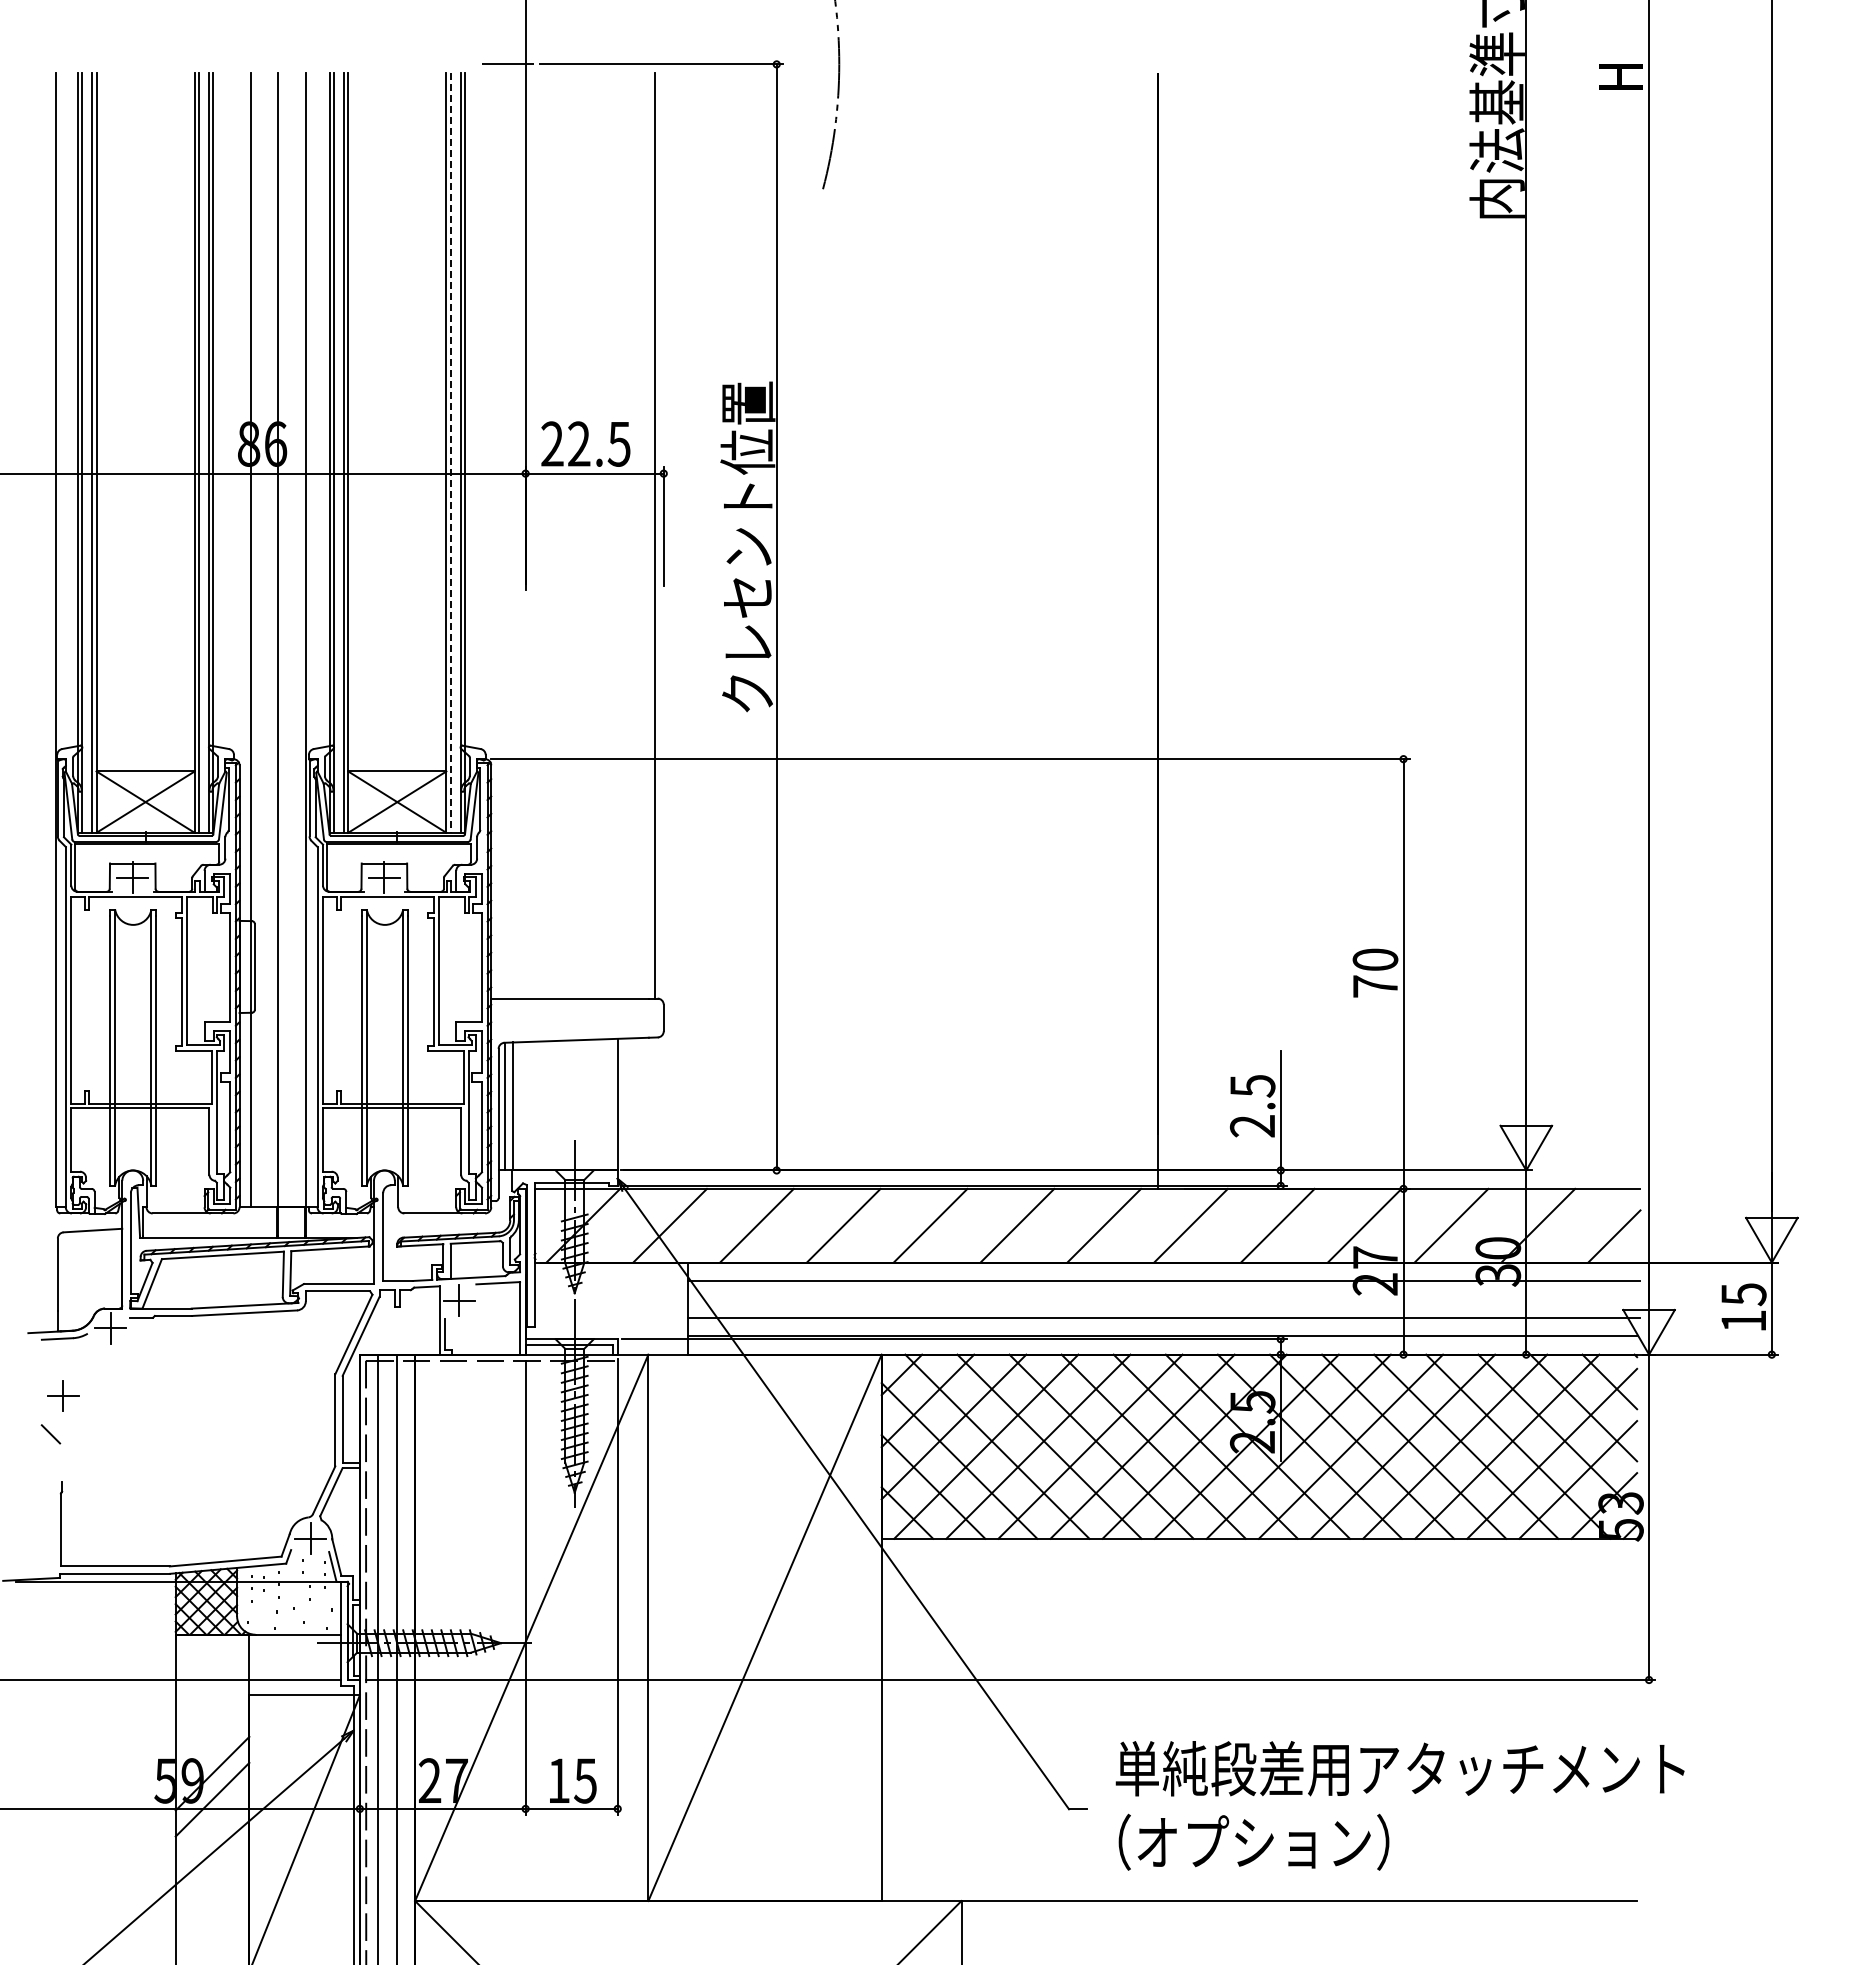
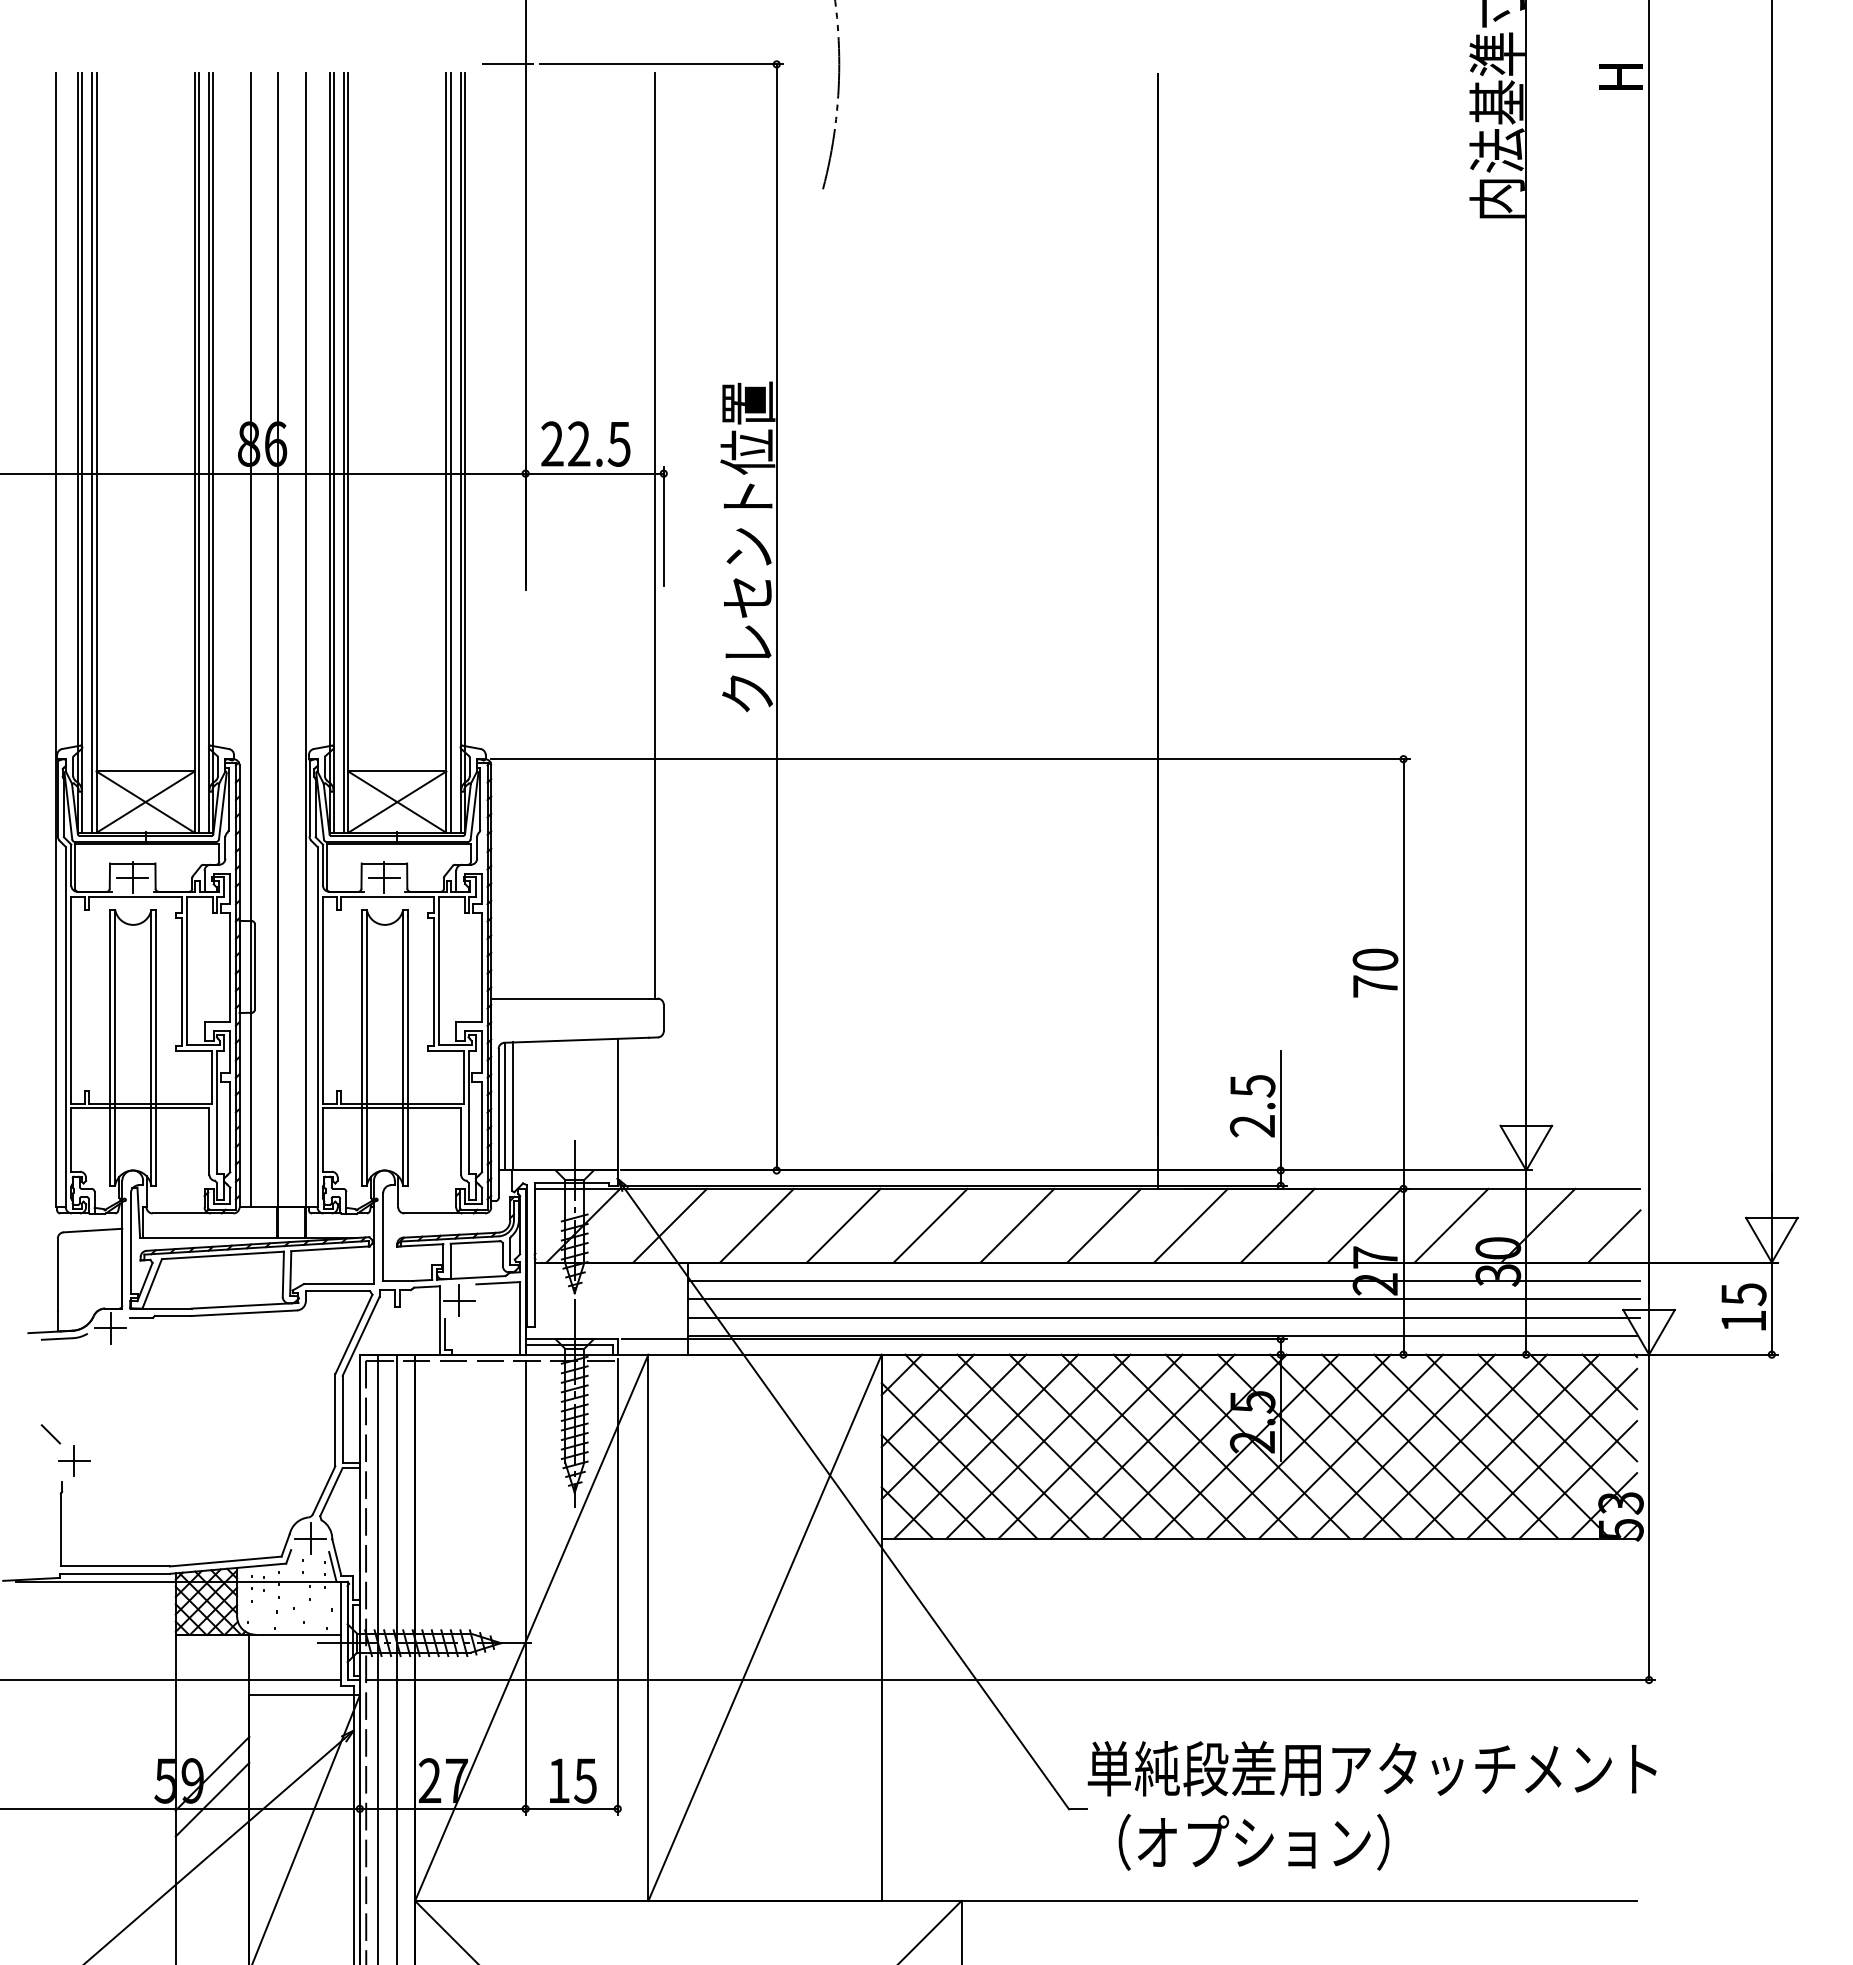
line: dashed -> solid (450, 453)
line: none -> present (1163, 1299)
part position: (63, 1395) -> (74, 1460) (74, 1460)
text position: (1399, 1768) -> (1371, 1768) (1371, 1768)
